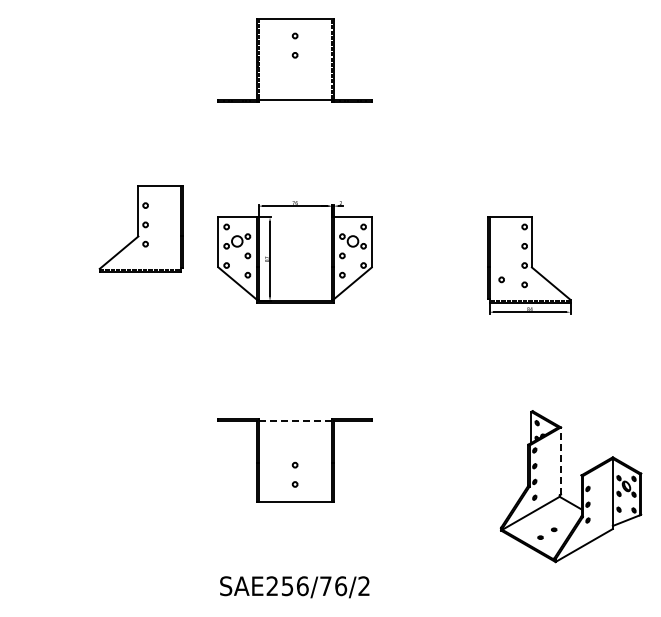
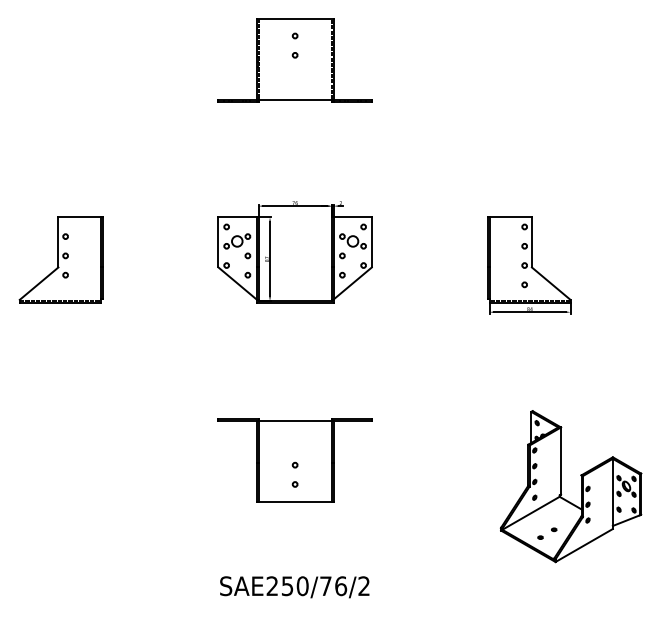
part position: (140, 228) -> (60, 259) (60, 259)
circle: present -> none (501, 279)
line: dashed -> solid (295, 420)
line: dashed -> solid (561, 461)
text: SAE256/76/2 -> SAE250/76/2 (302, 585)
